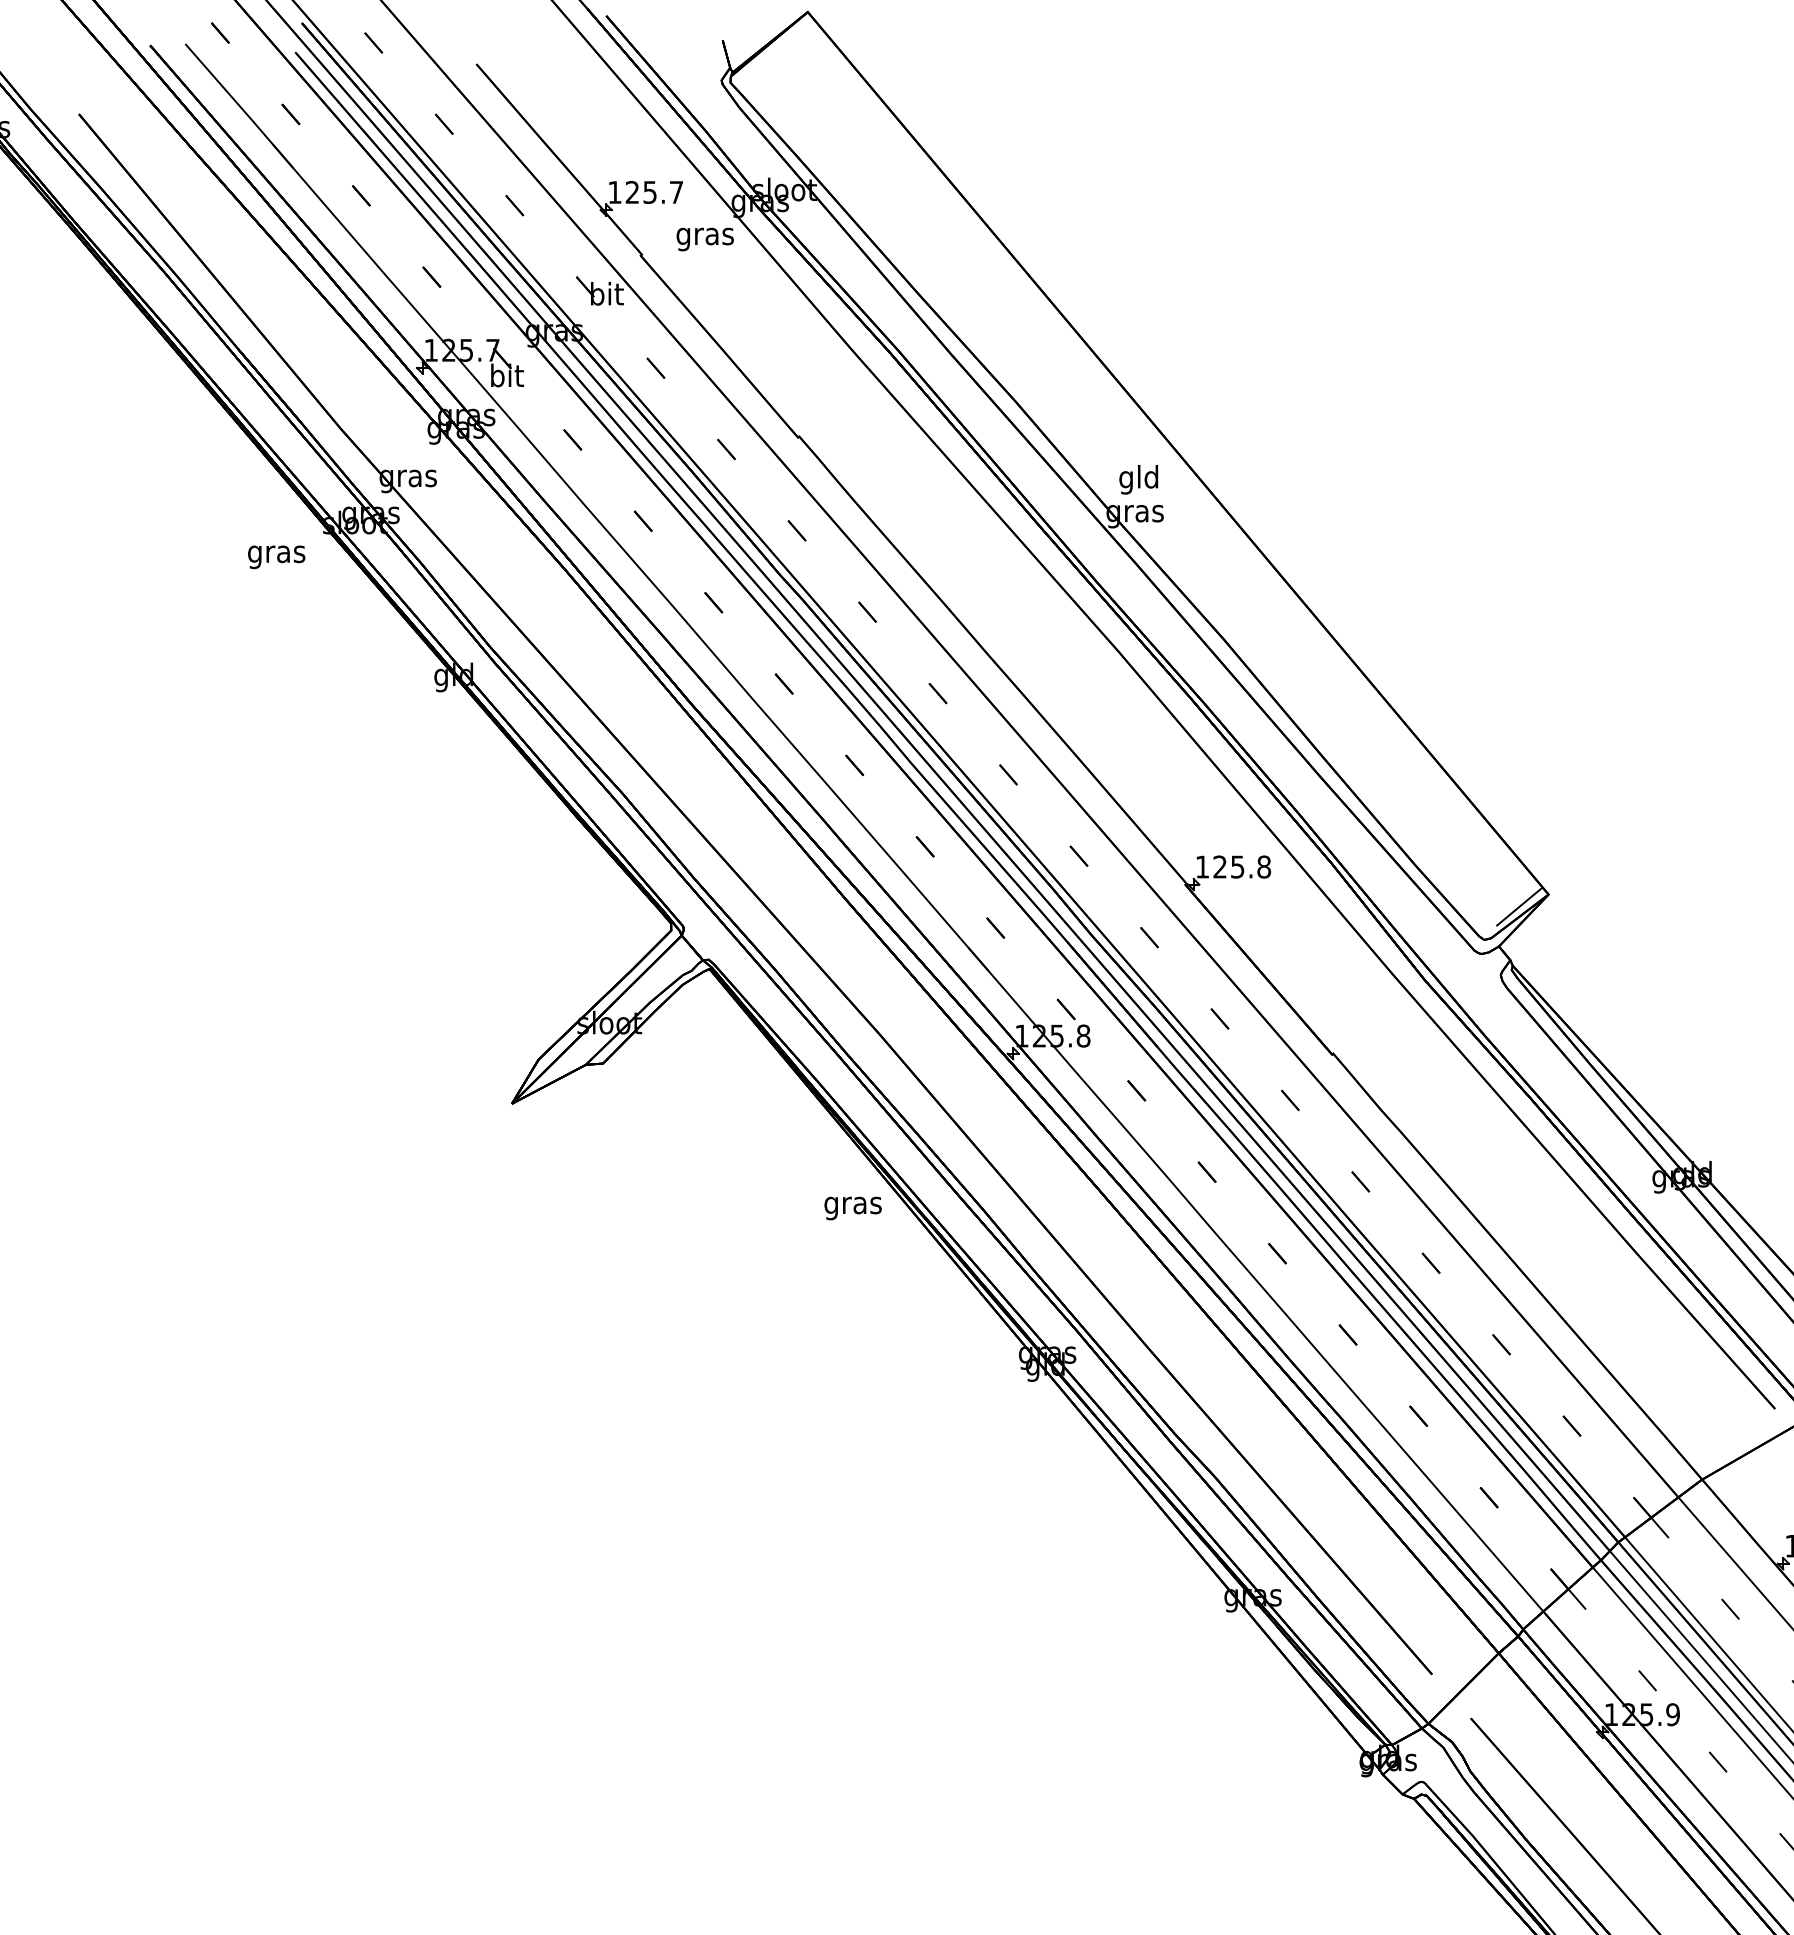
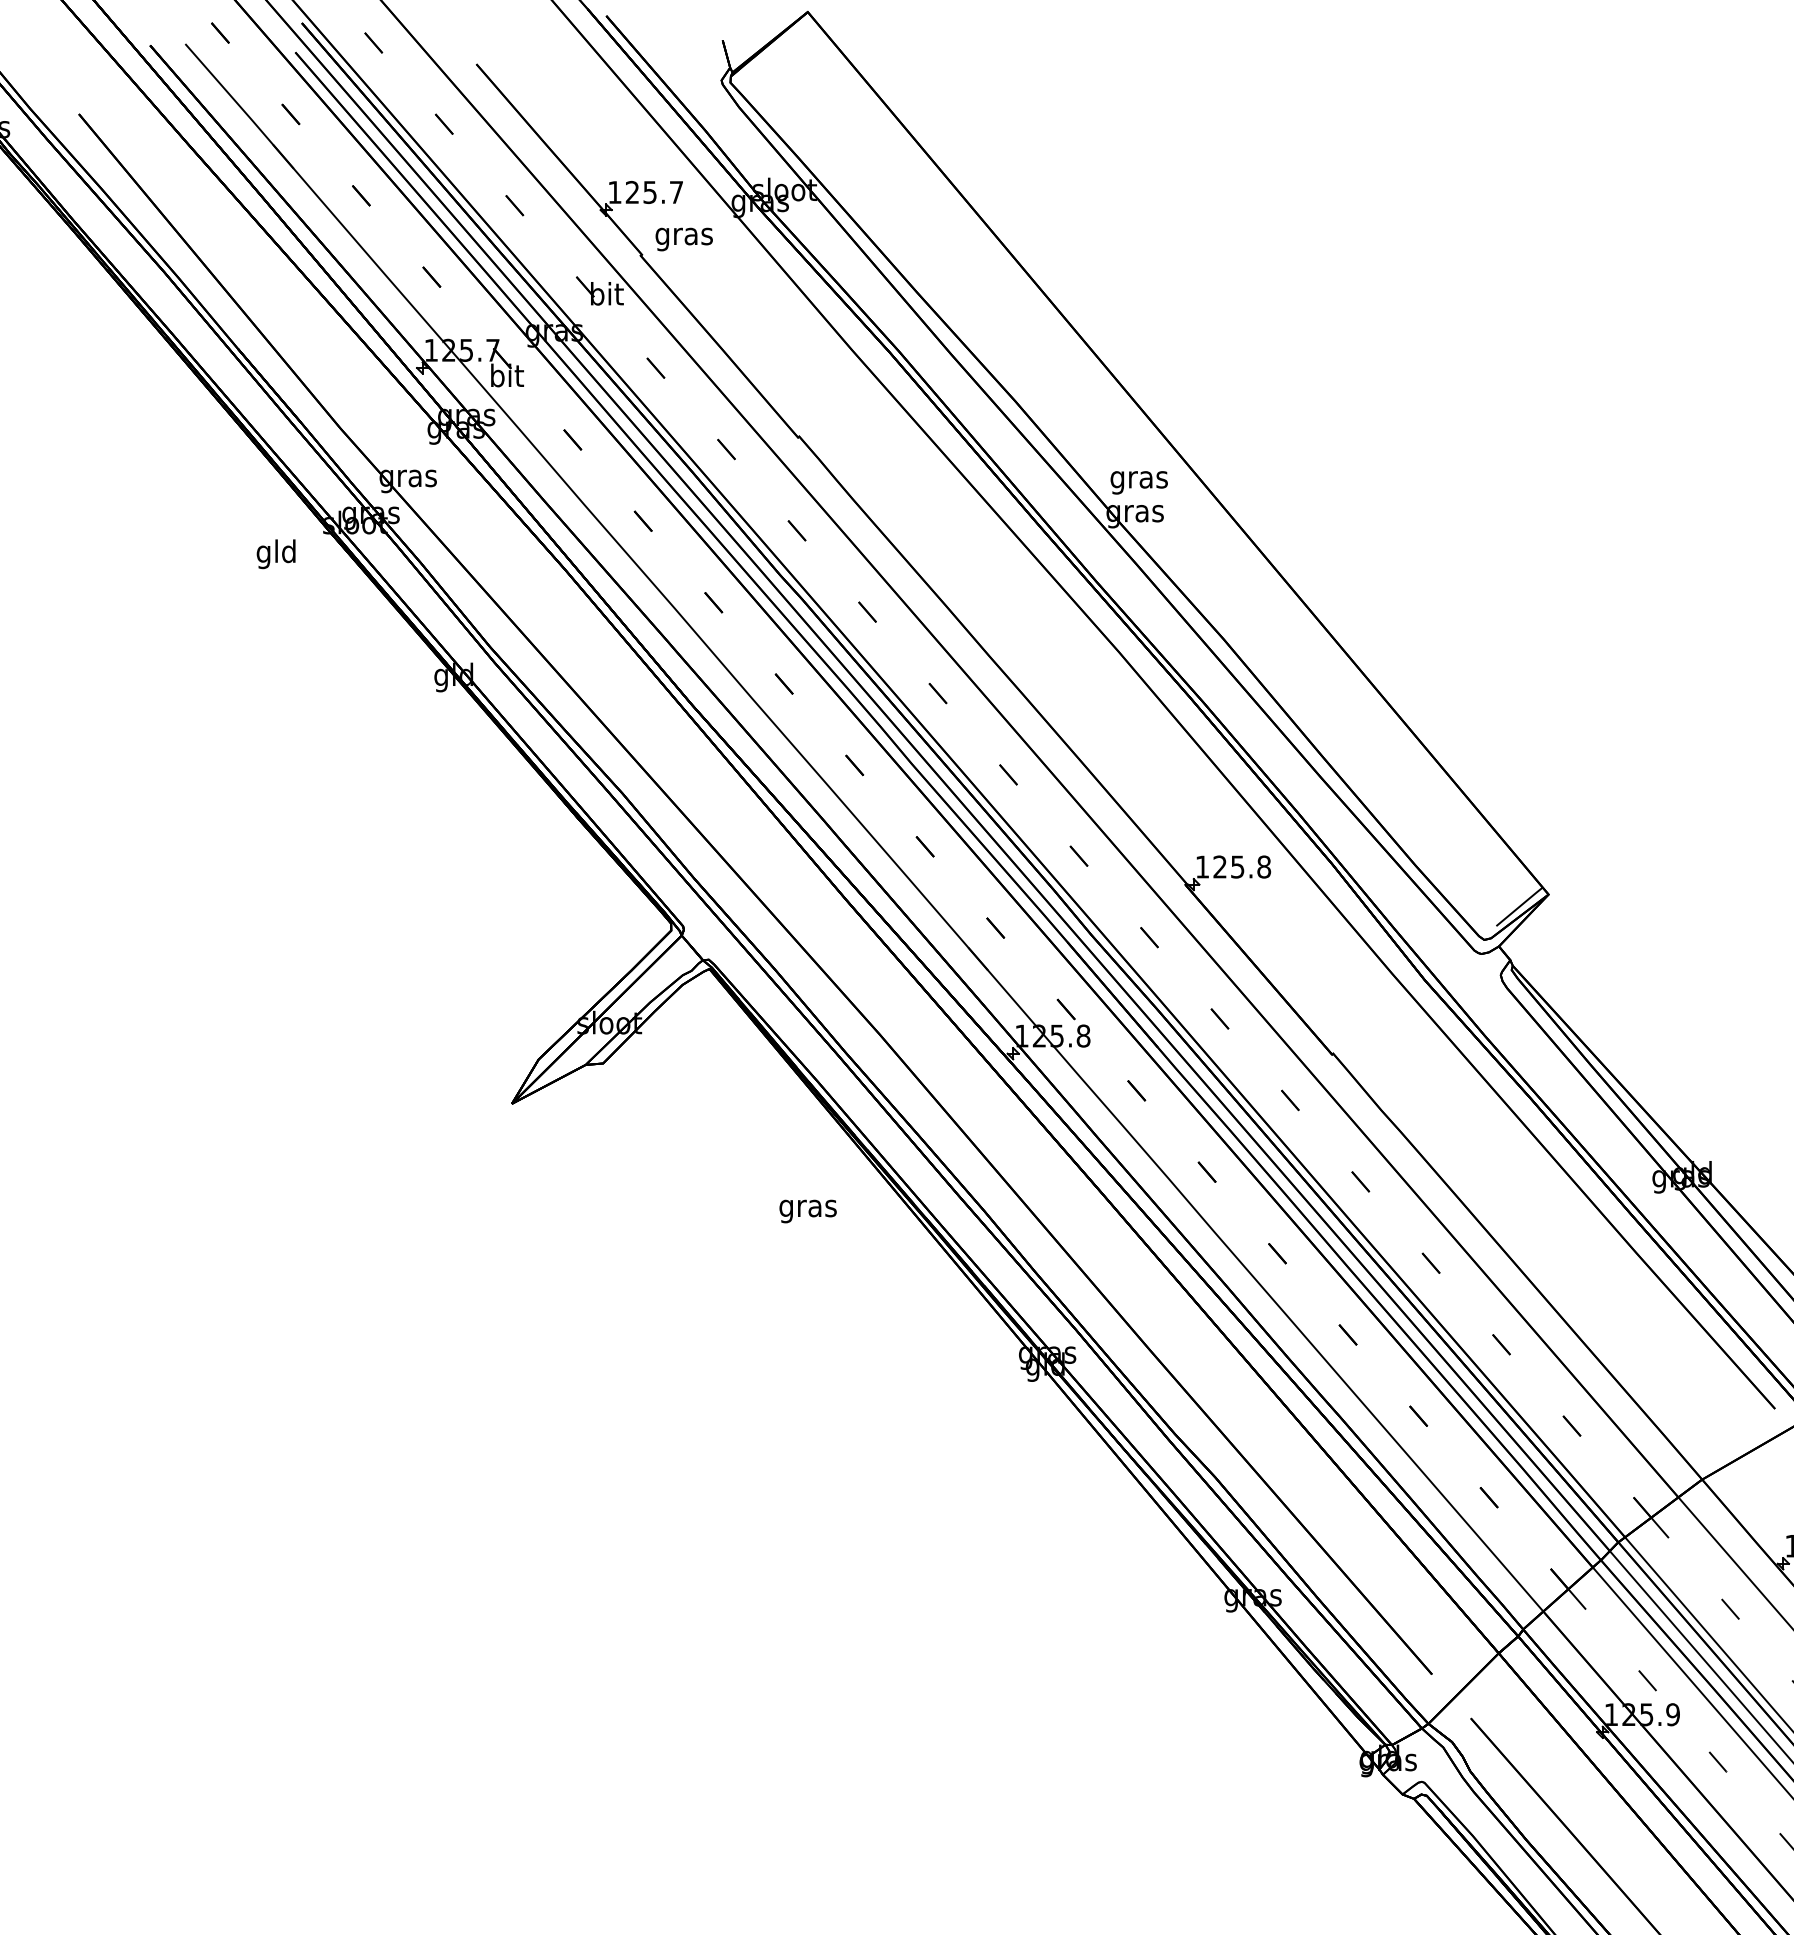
text position: (704, 239) -> (683, 239) (683, 239)
text: gld -> gras (1138, 479)
text: gras -> gld (276, 554)
text position: (852, 1208) -> (807, 1211) (807, 1211)
